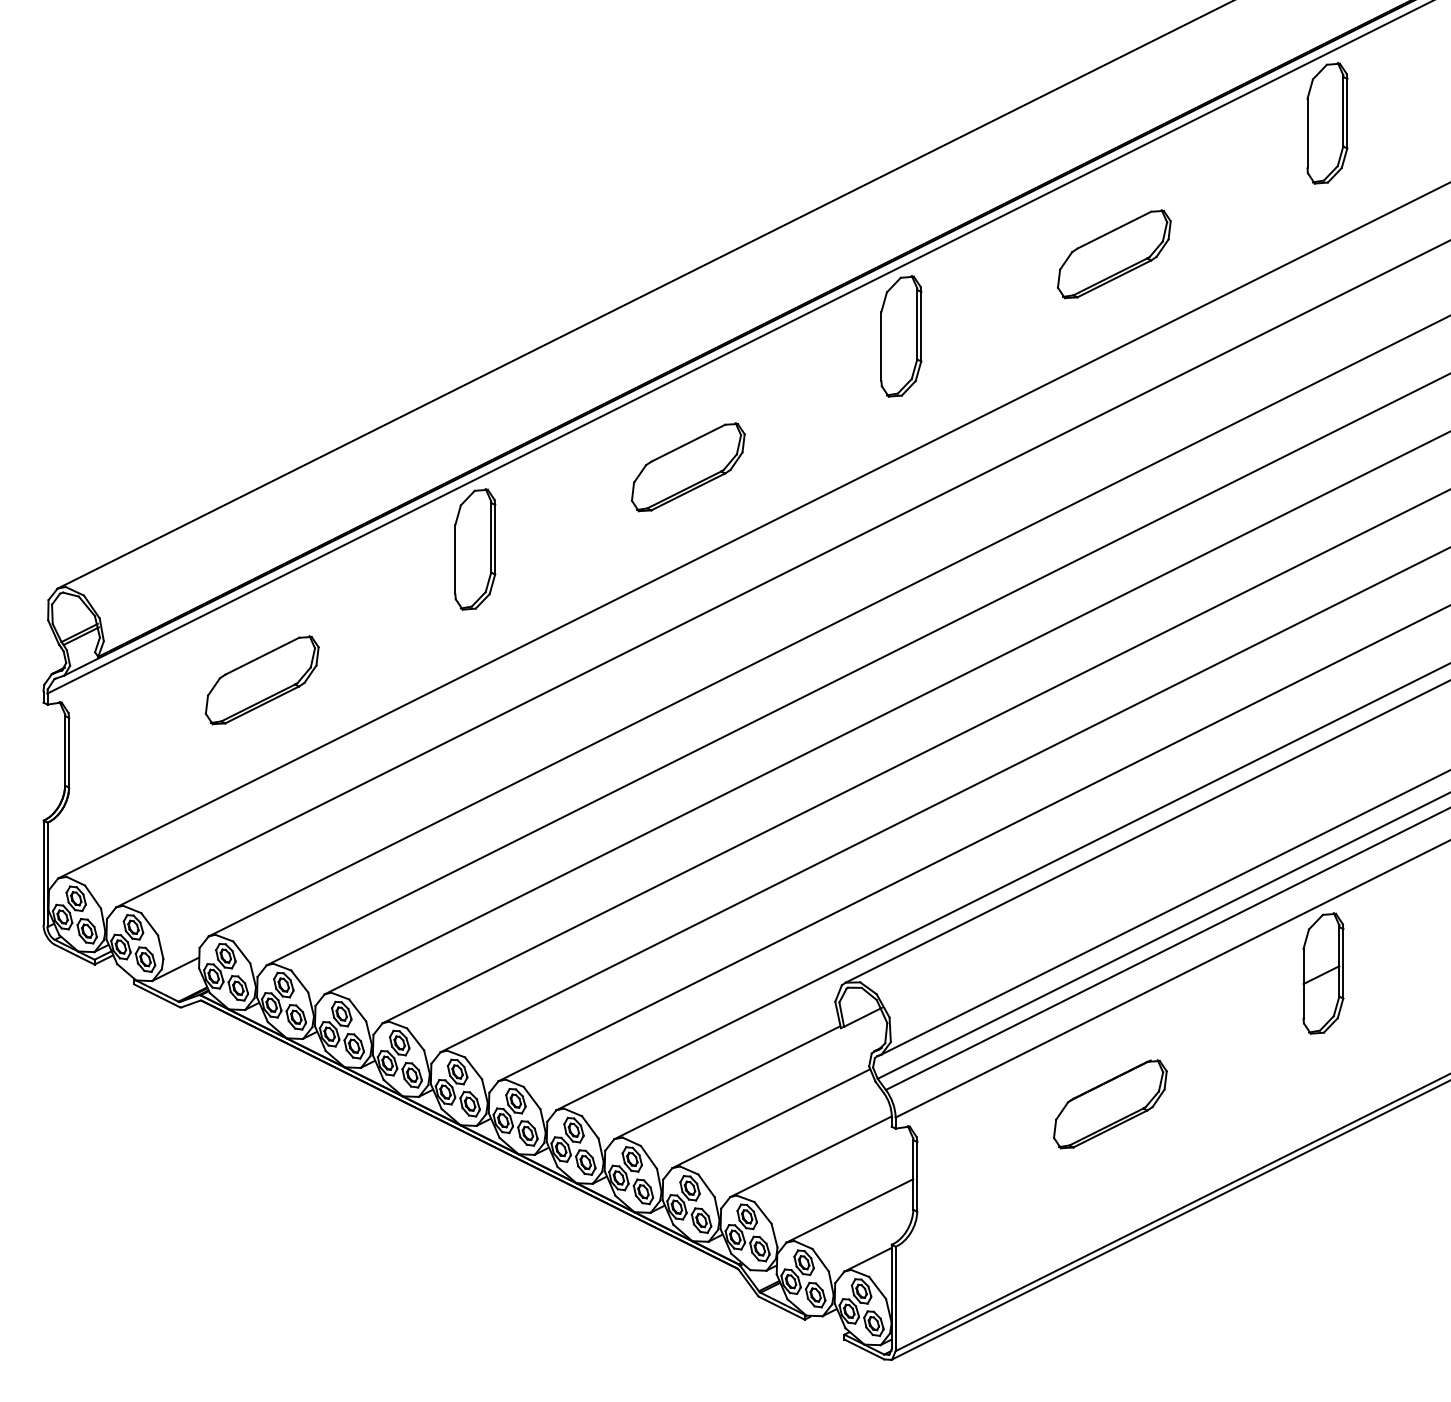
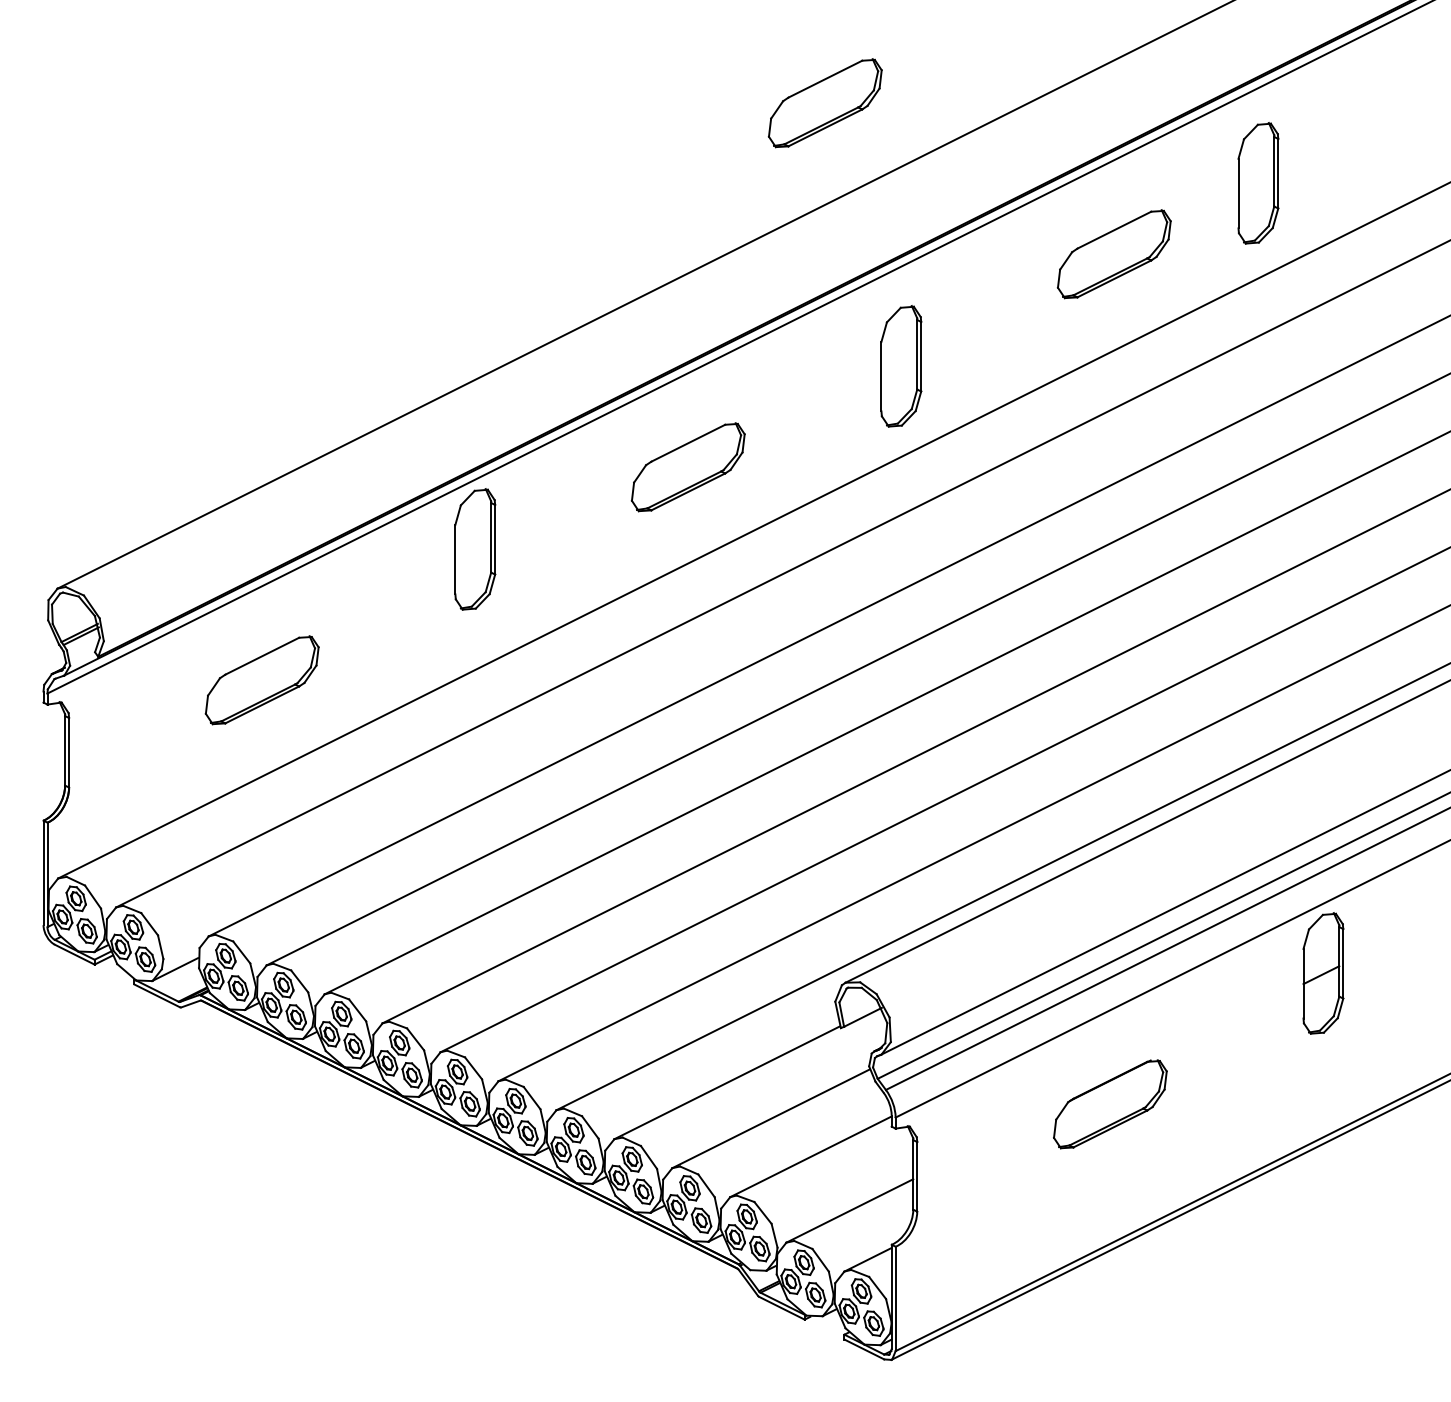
part: none -> present (824, 103)
part position: (1327, 123) -> (1258, 183) (1258, 183)
part position: (901, 336) -> (901, 366) (901, 366)
